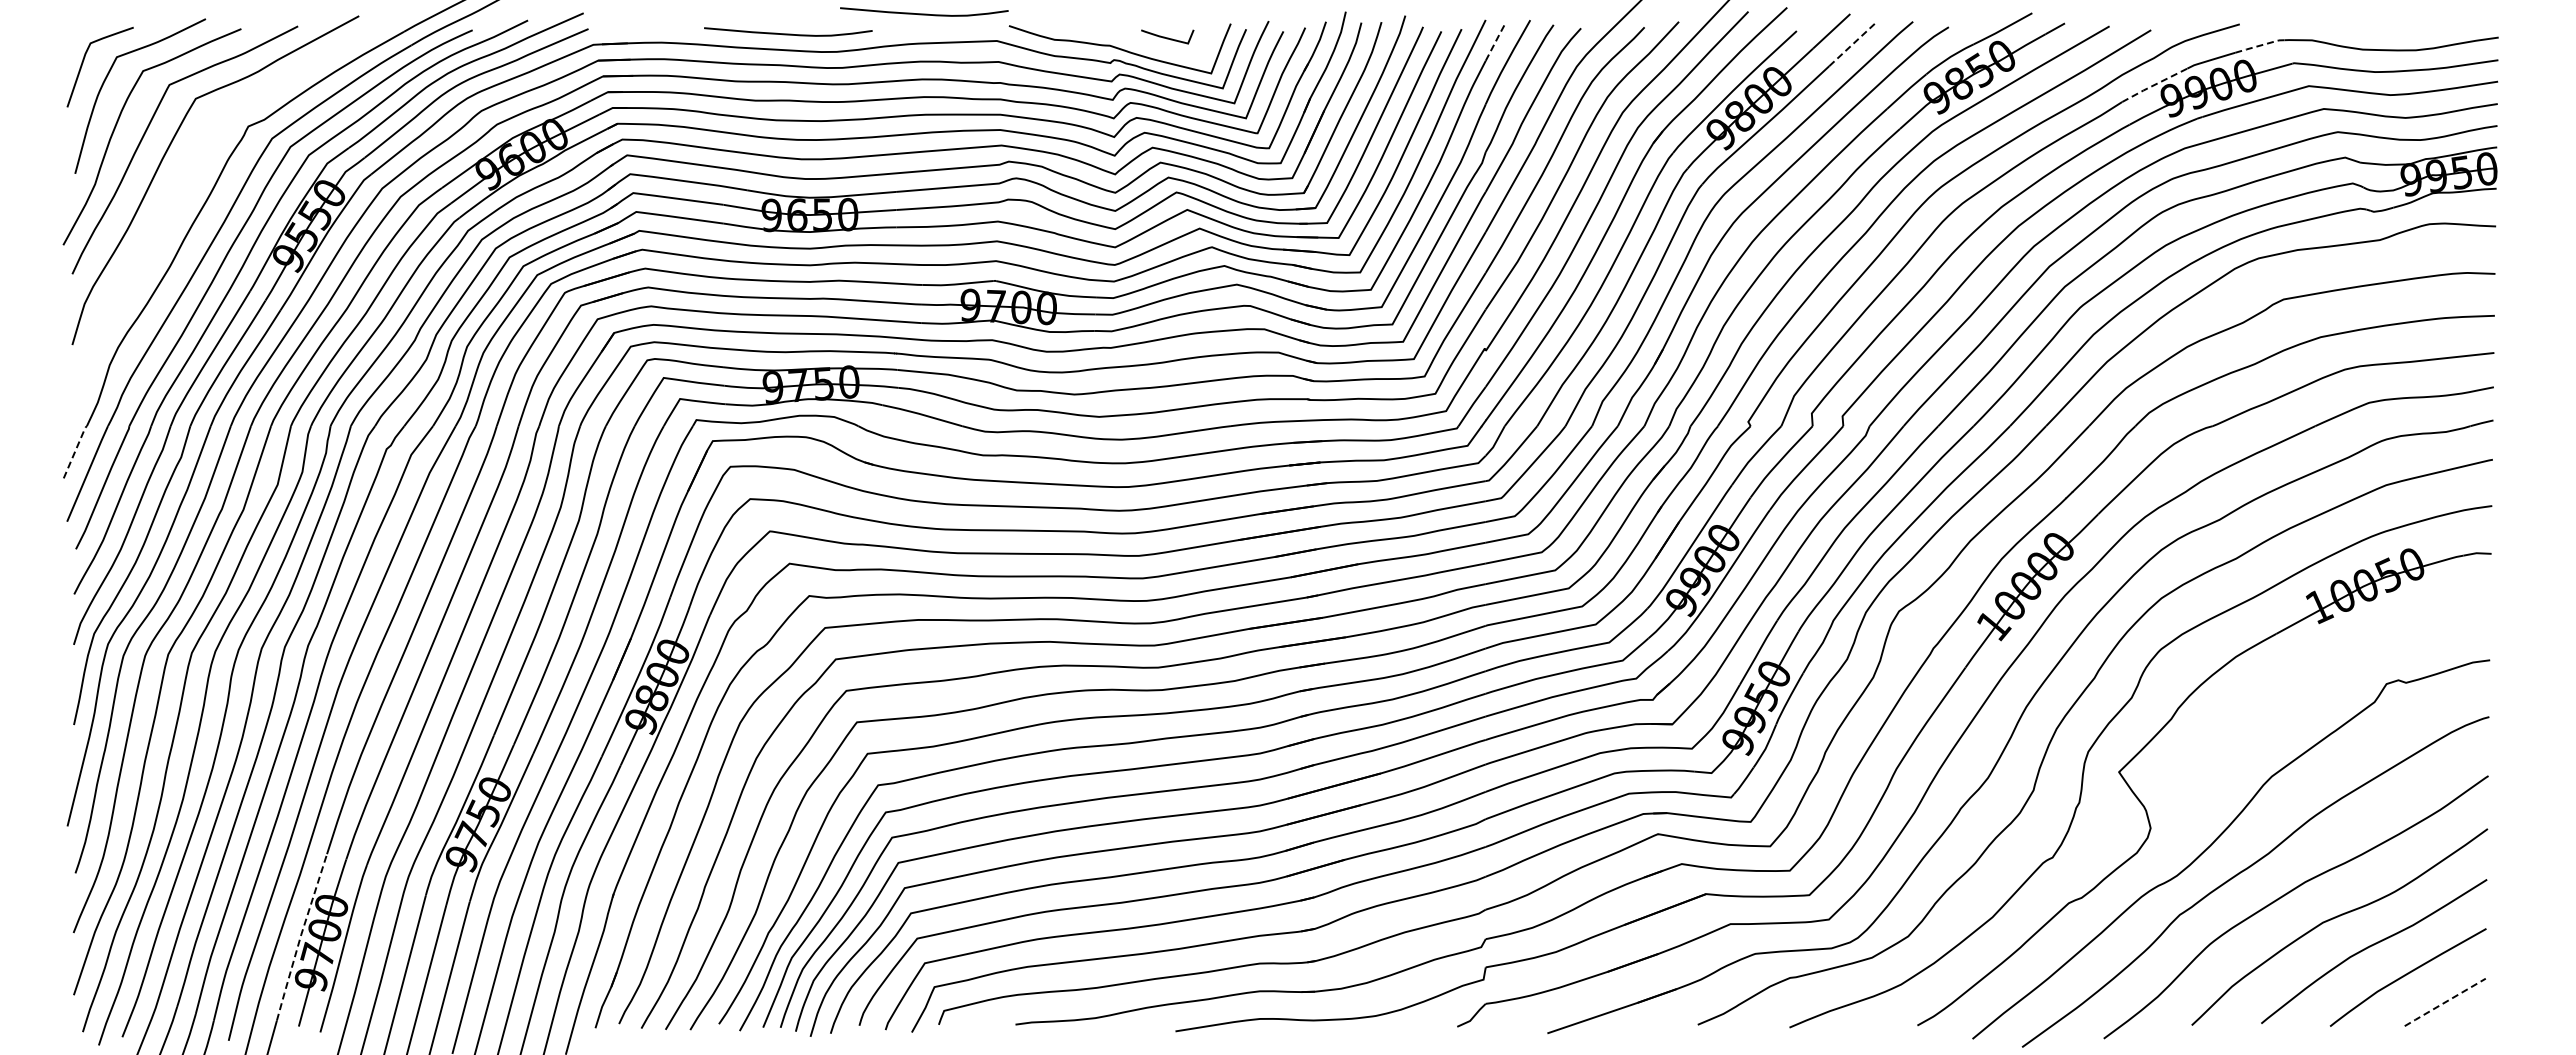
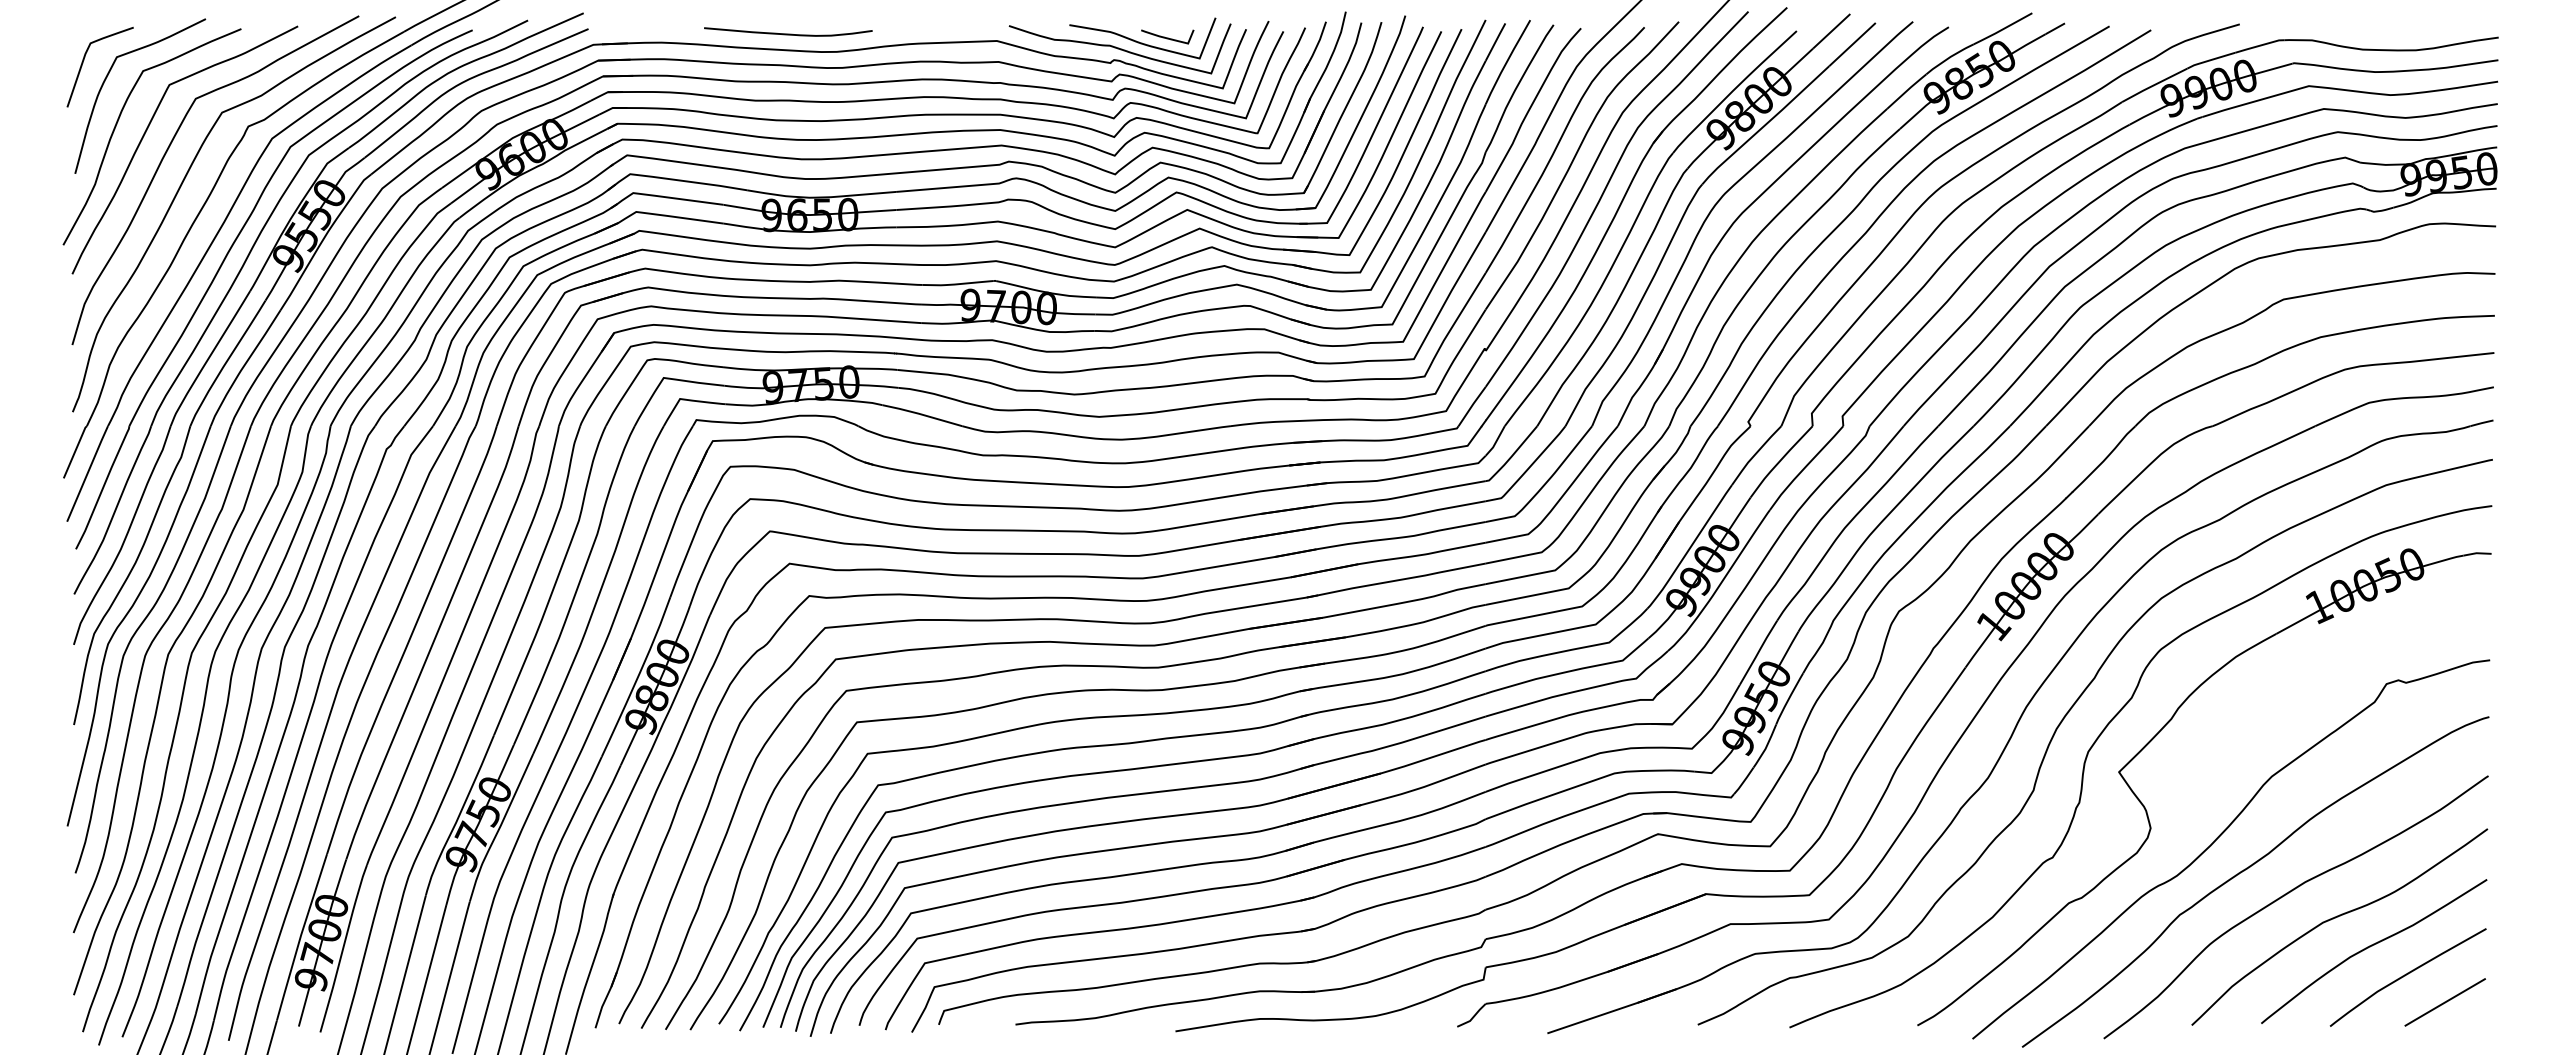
curve: present -> none (924, 13)
curve: none -> present (1142, 42)
line: dashed -> solid (1495, 42)
line: dashed -> solid (1852, 44)
line: dashed -> solid (2260, 45)
line: dashed -> solid (2153, 85)
curve: none -> present (180, 188)
line: dashed -> solid (75, 451)
line: dashed -> solid (300, 936)
line: dashed -> solid (2444, 1002)
